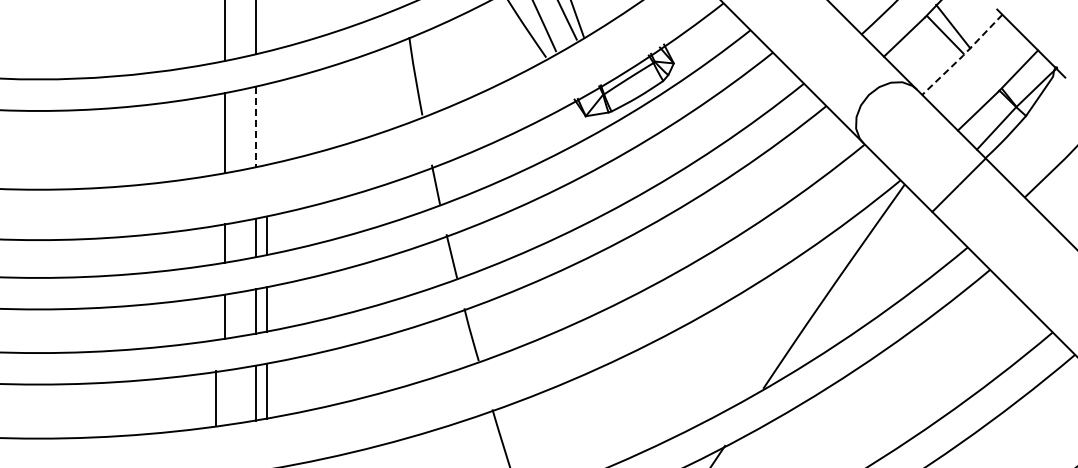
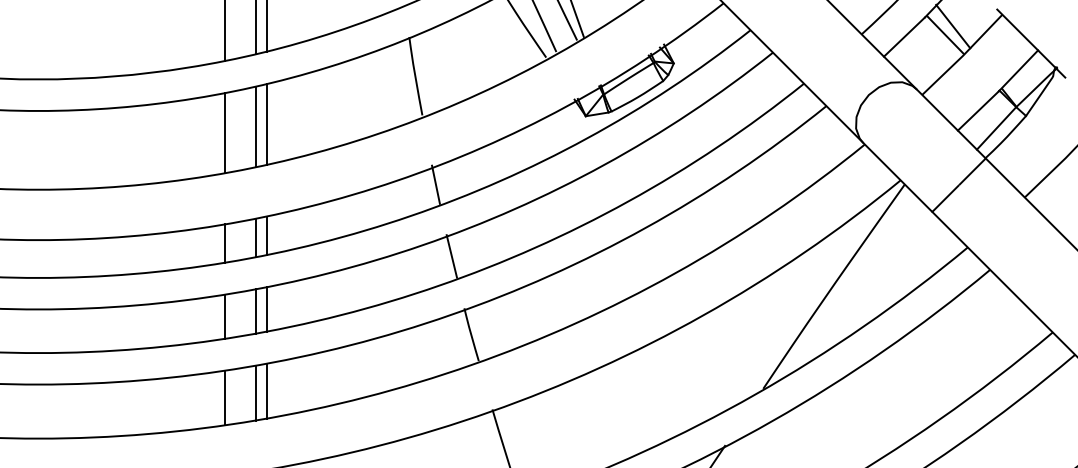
line: none -> present (266, 26)
line: dashed -> solid (963, 55)
line: none -> present (266, 124)
line: dashed -> solid (255, 127)
line position: (216, 397) -> (225, 397) (225, 397)
